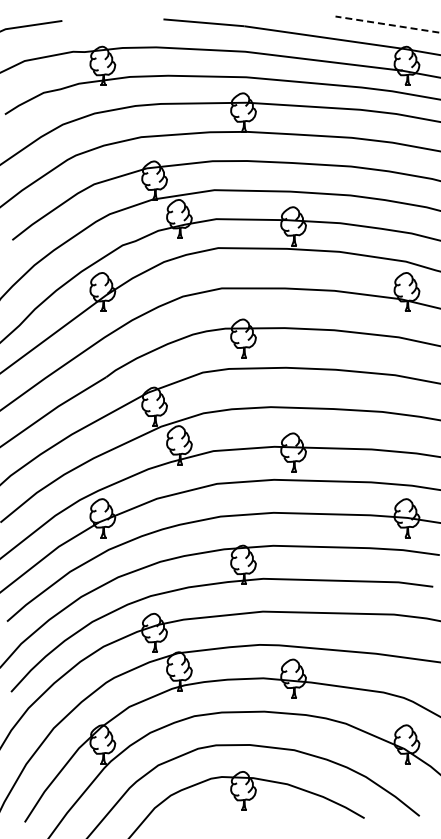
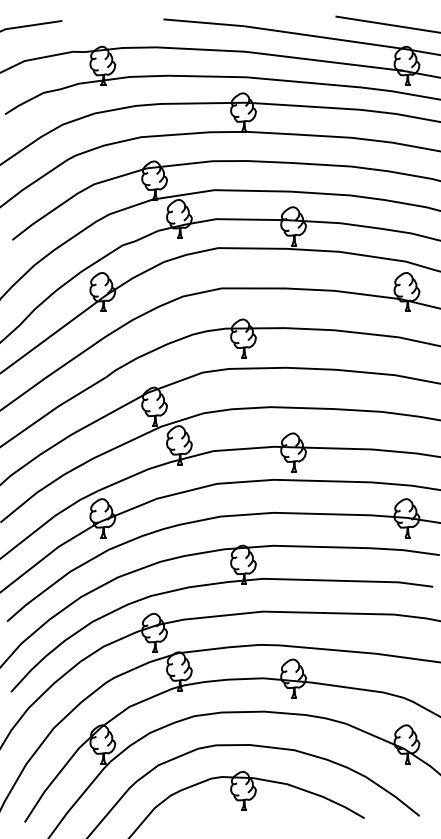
line: dashed -> solid (387, 24)
